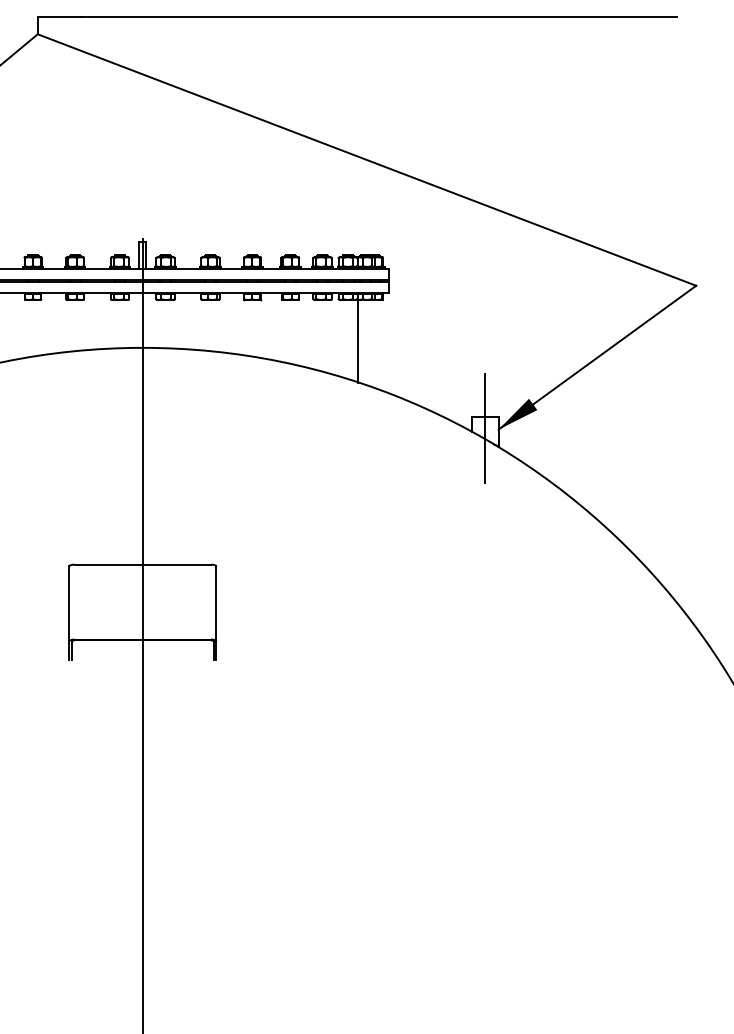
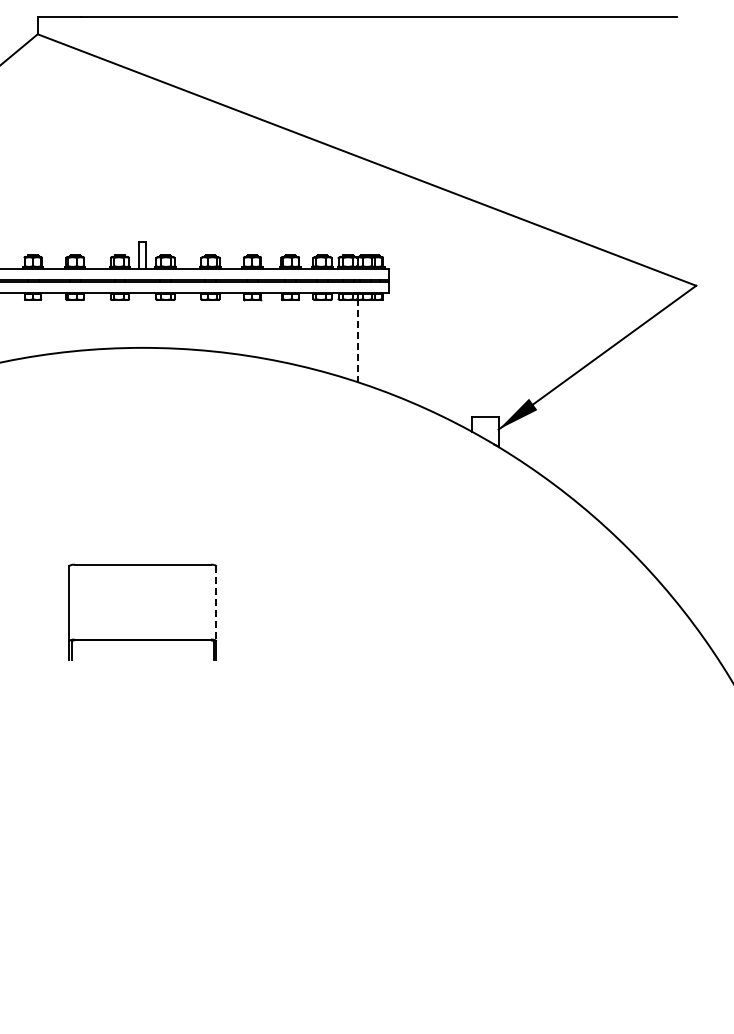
line: solid -> dashed (358, 340)
line: present -> none (485, 428)
line: solid -> dashed (216, 604)
line: present -> none (142, 634)
